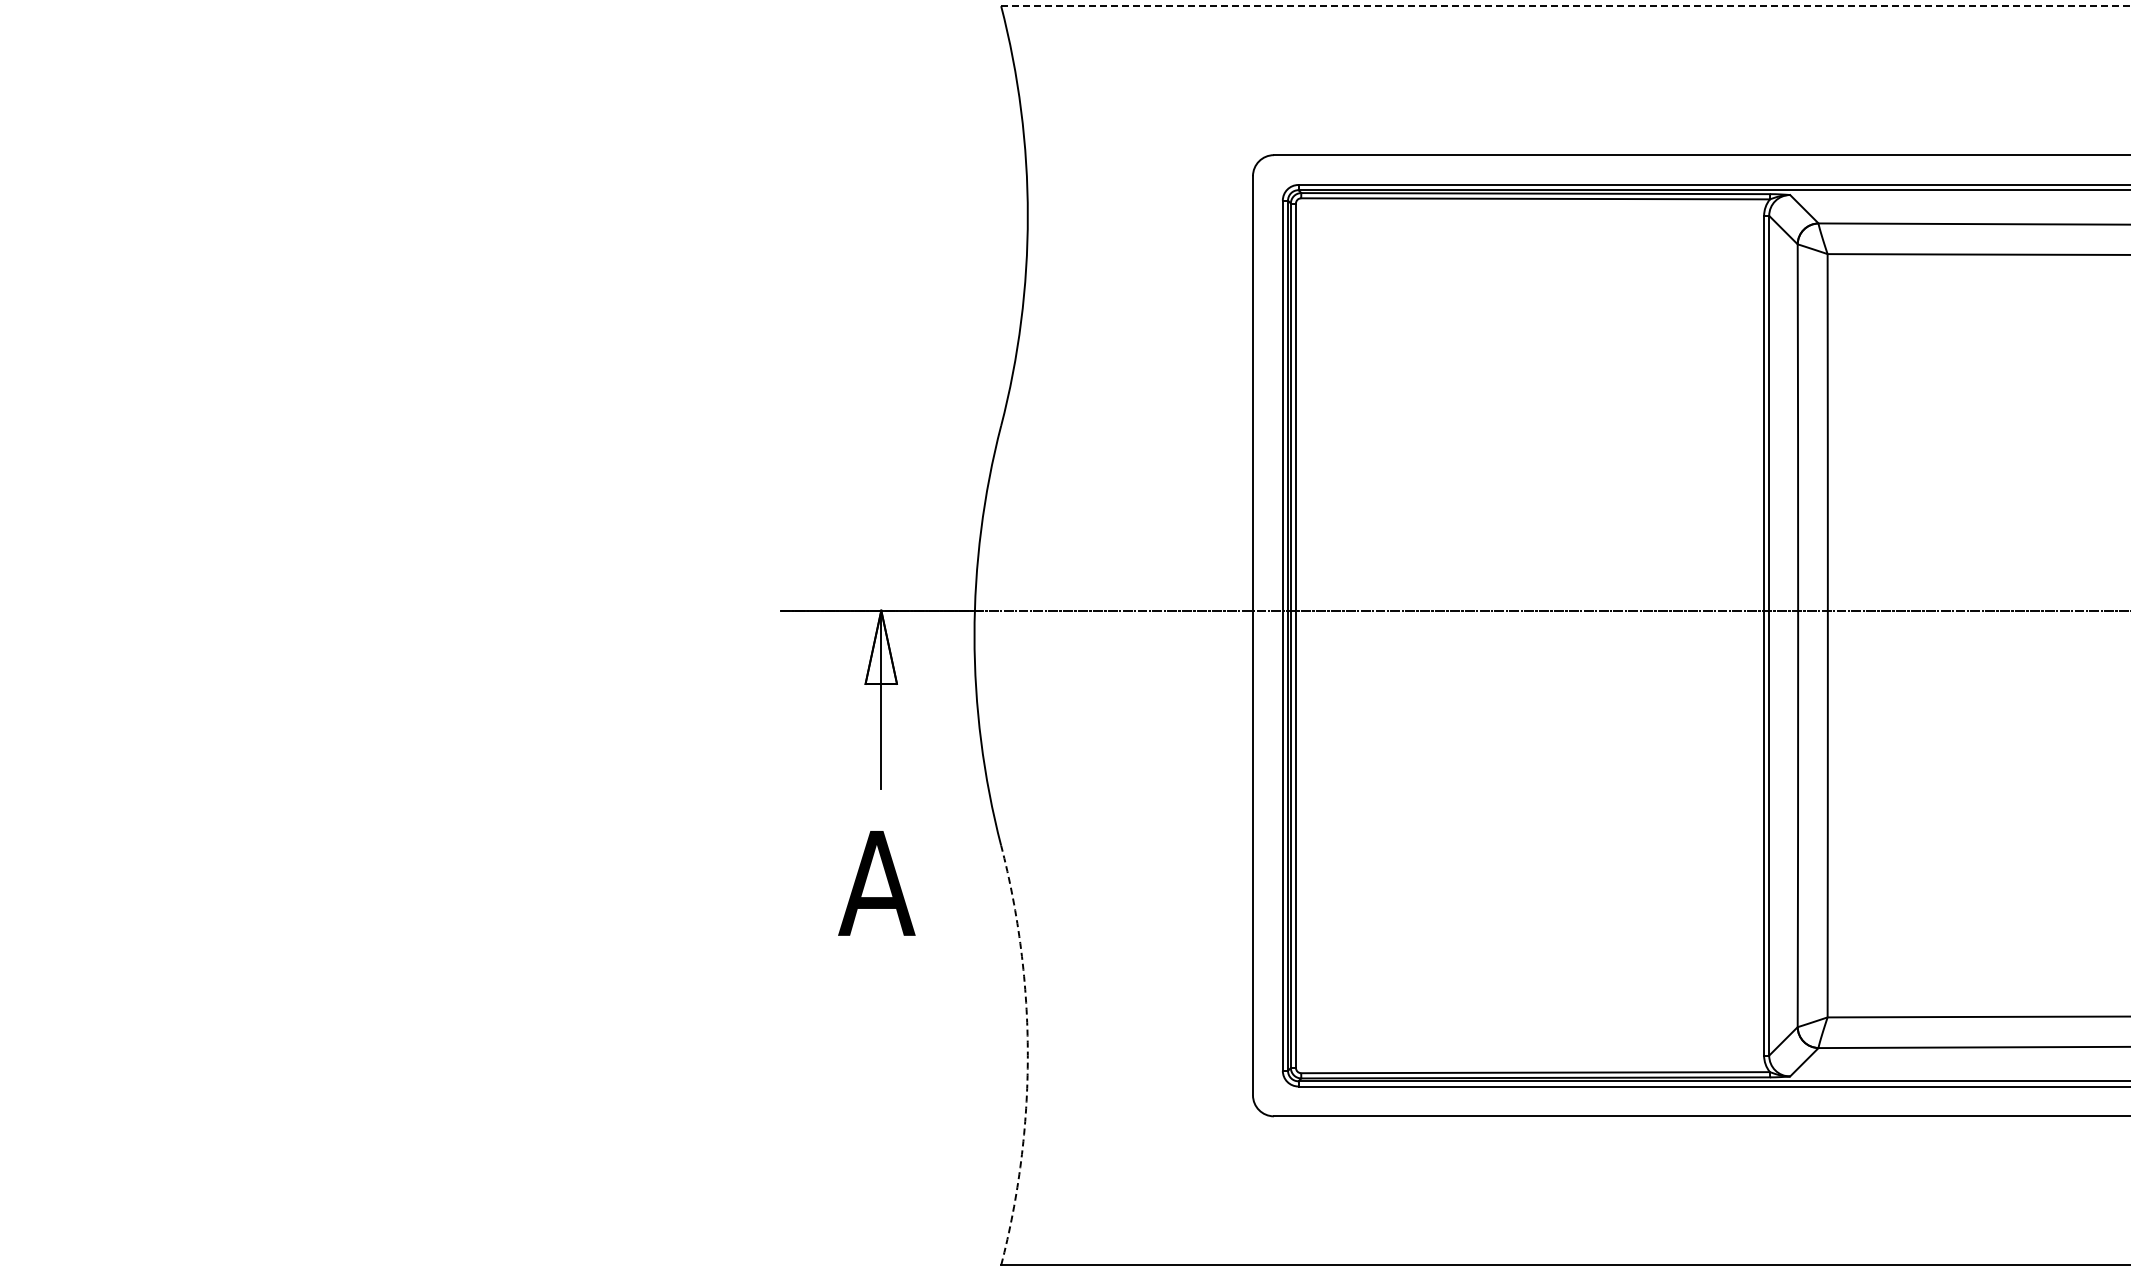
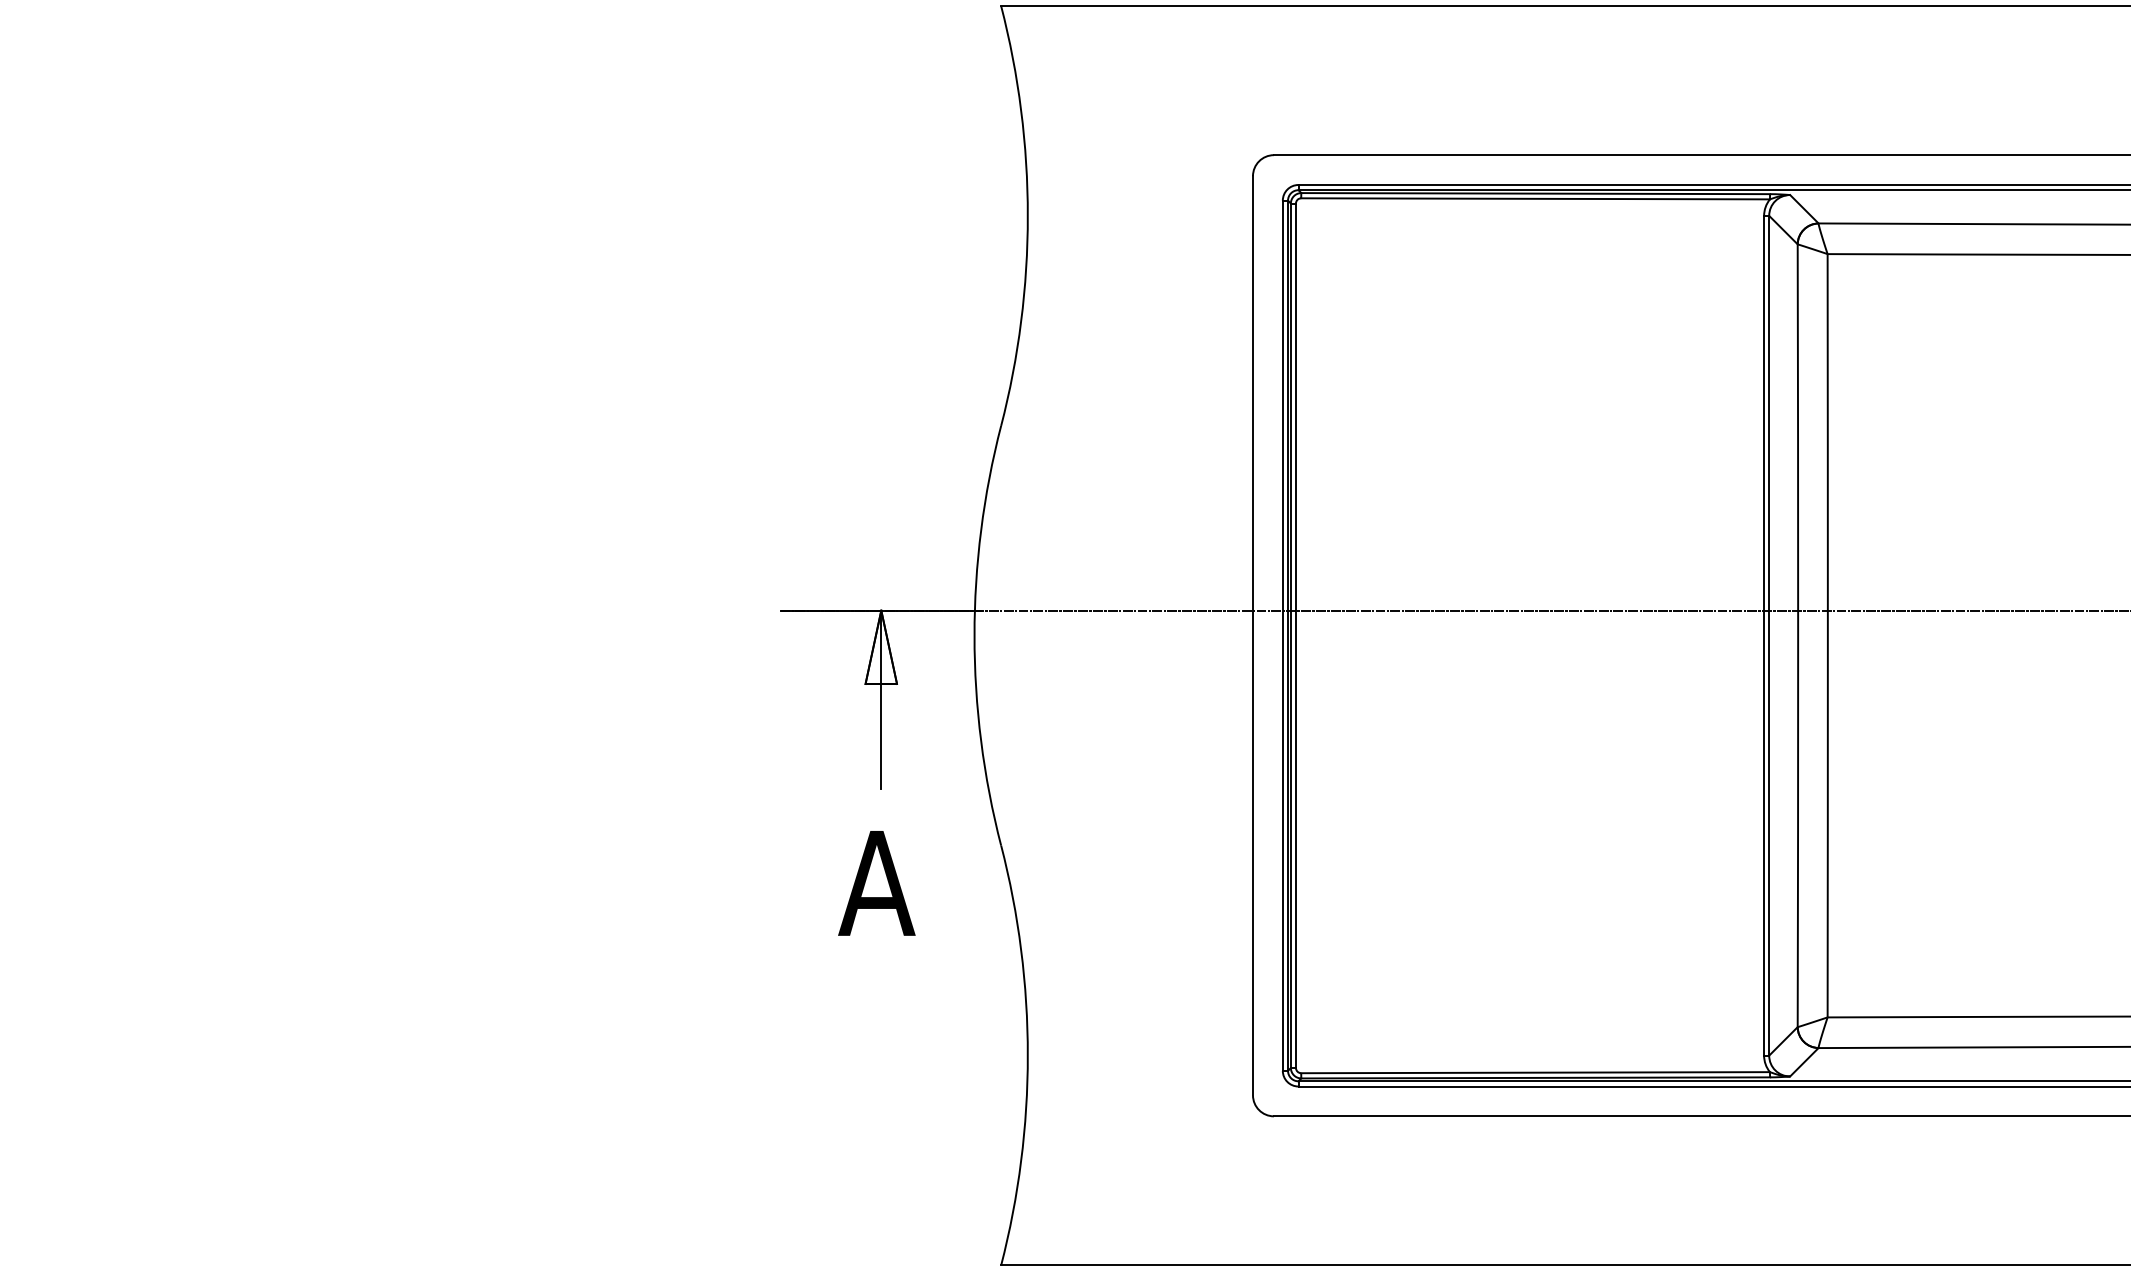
line: dashed -> solid (1566, 6)
arc: dashed -> solid (1027, 1055)
